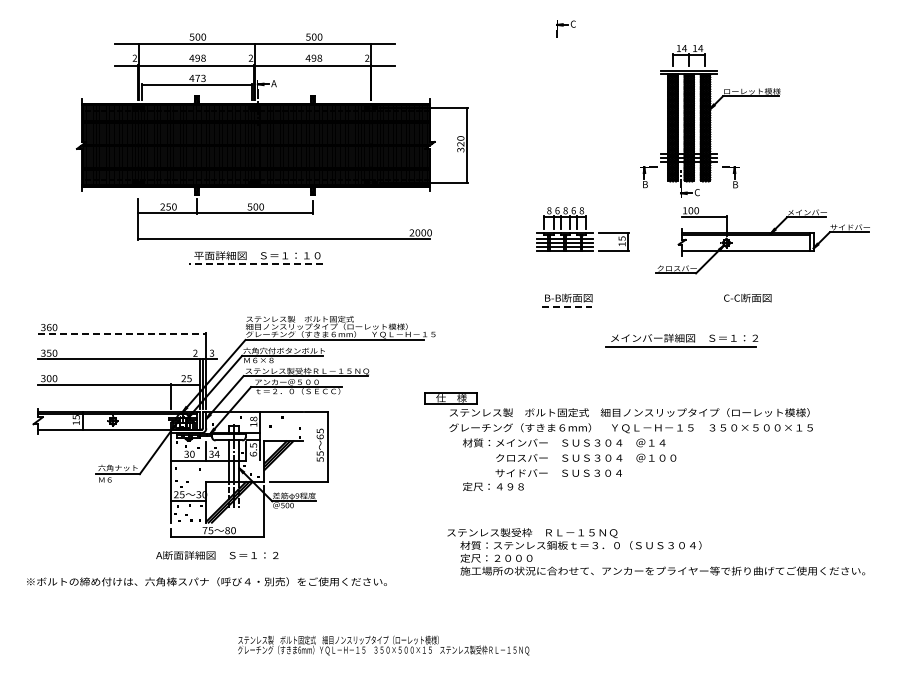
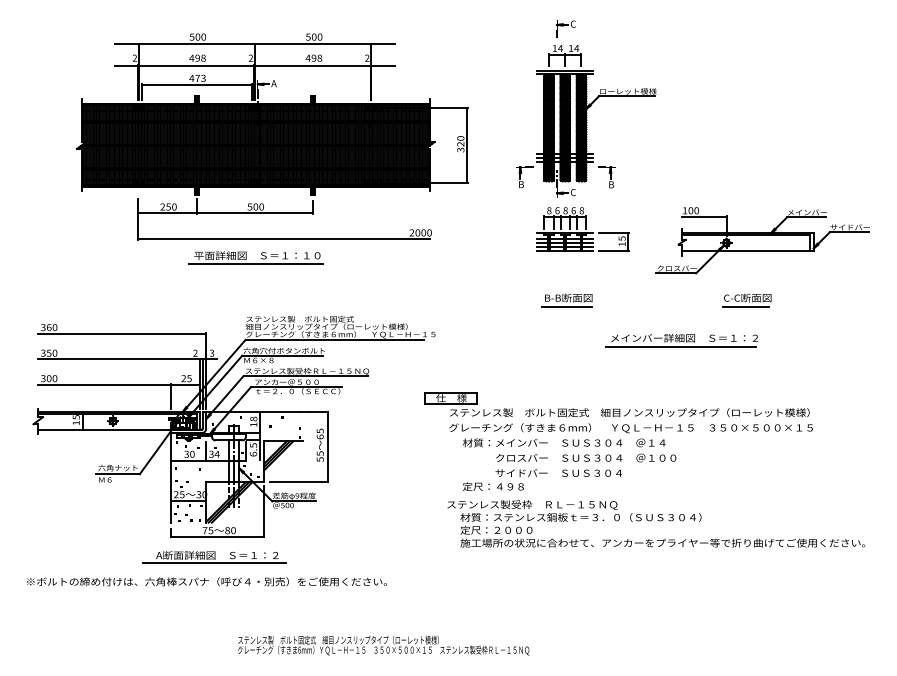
part position: (710, 121) -> (586, 121) (586, 121)
line: dashed -> solid (255, 263)
line: dashed -> solid (567, 306)
line: none -> present (745, 306)
line: dashed -> solid (122, 333)
text position: (656, 551) -> (656, 523) (656, 523)
line: none -> present (214, 563)
